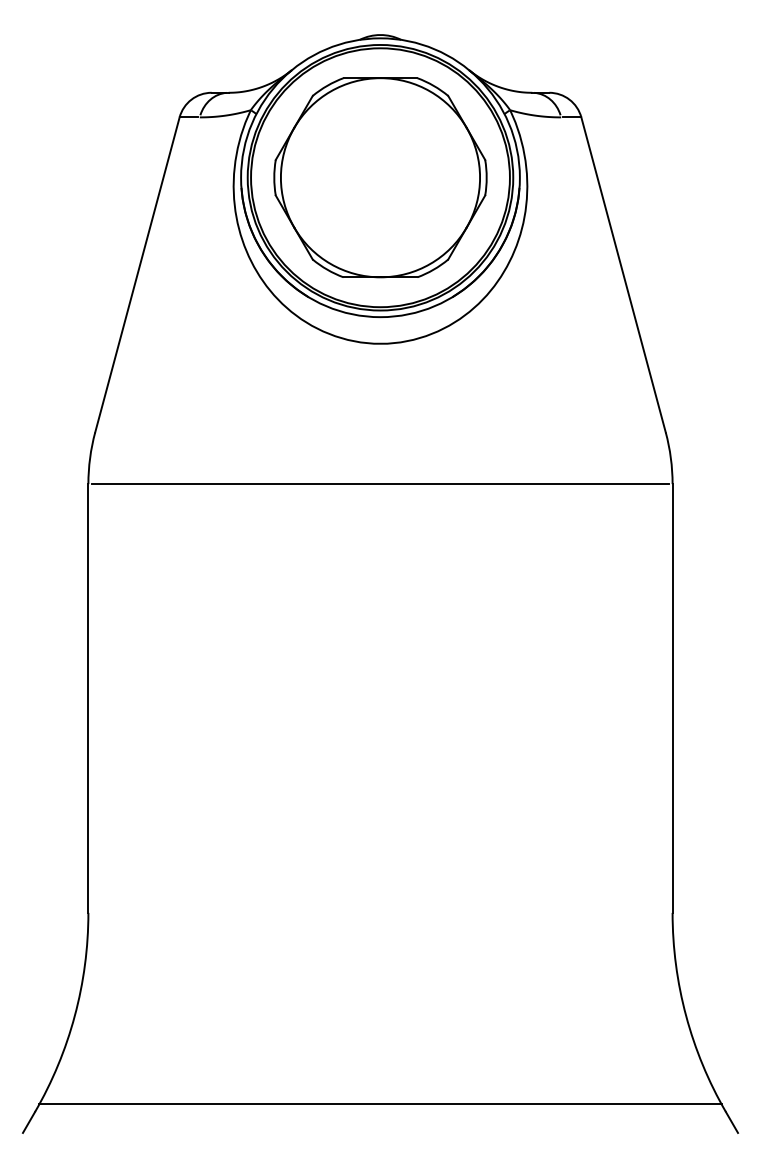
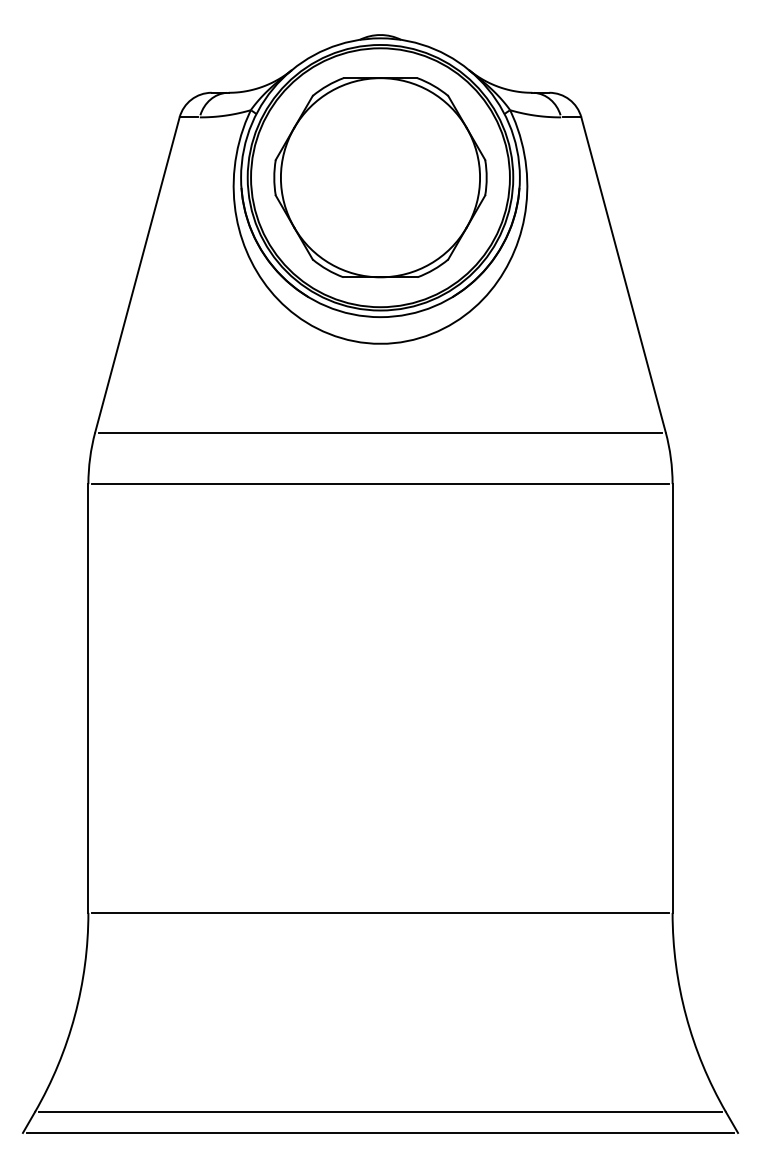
line: none -> present (380, 432)
line: none -> present (380, 912)
line position: (380, 1104) -> (380, 1112) (380, 1112)
line: none -> present (380, 1132)
